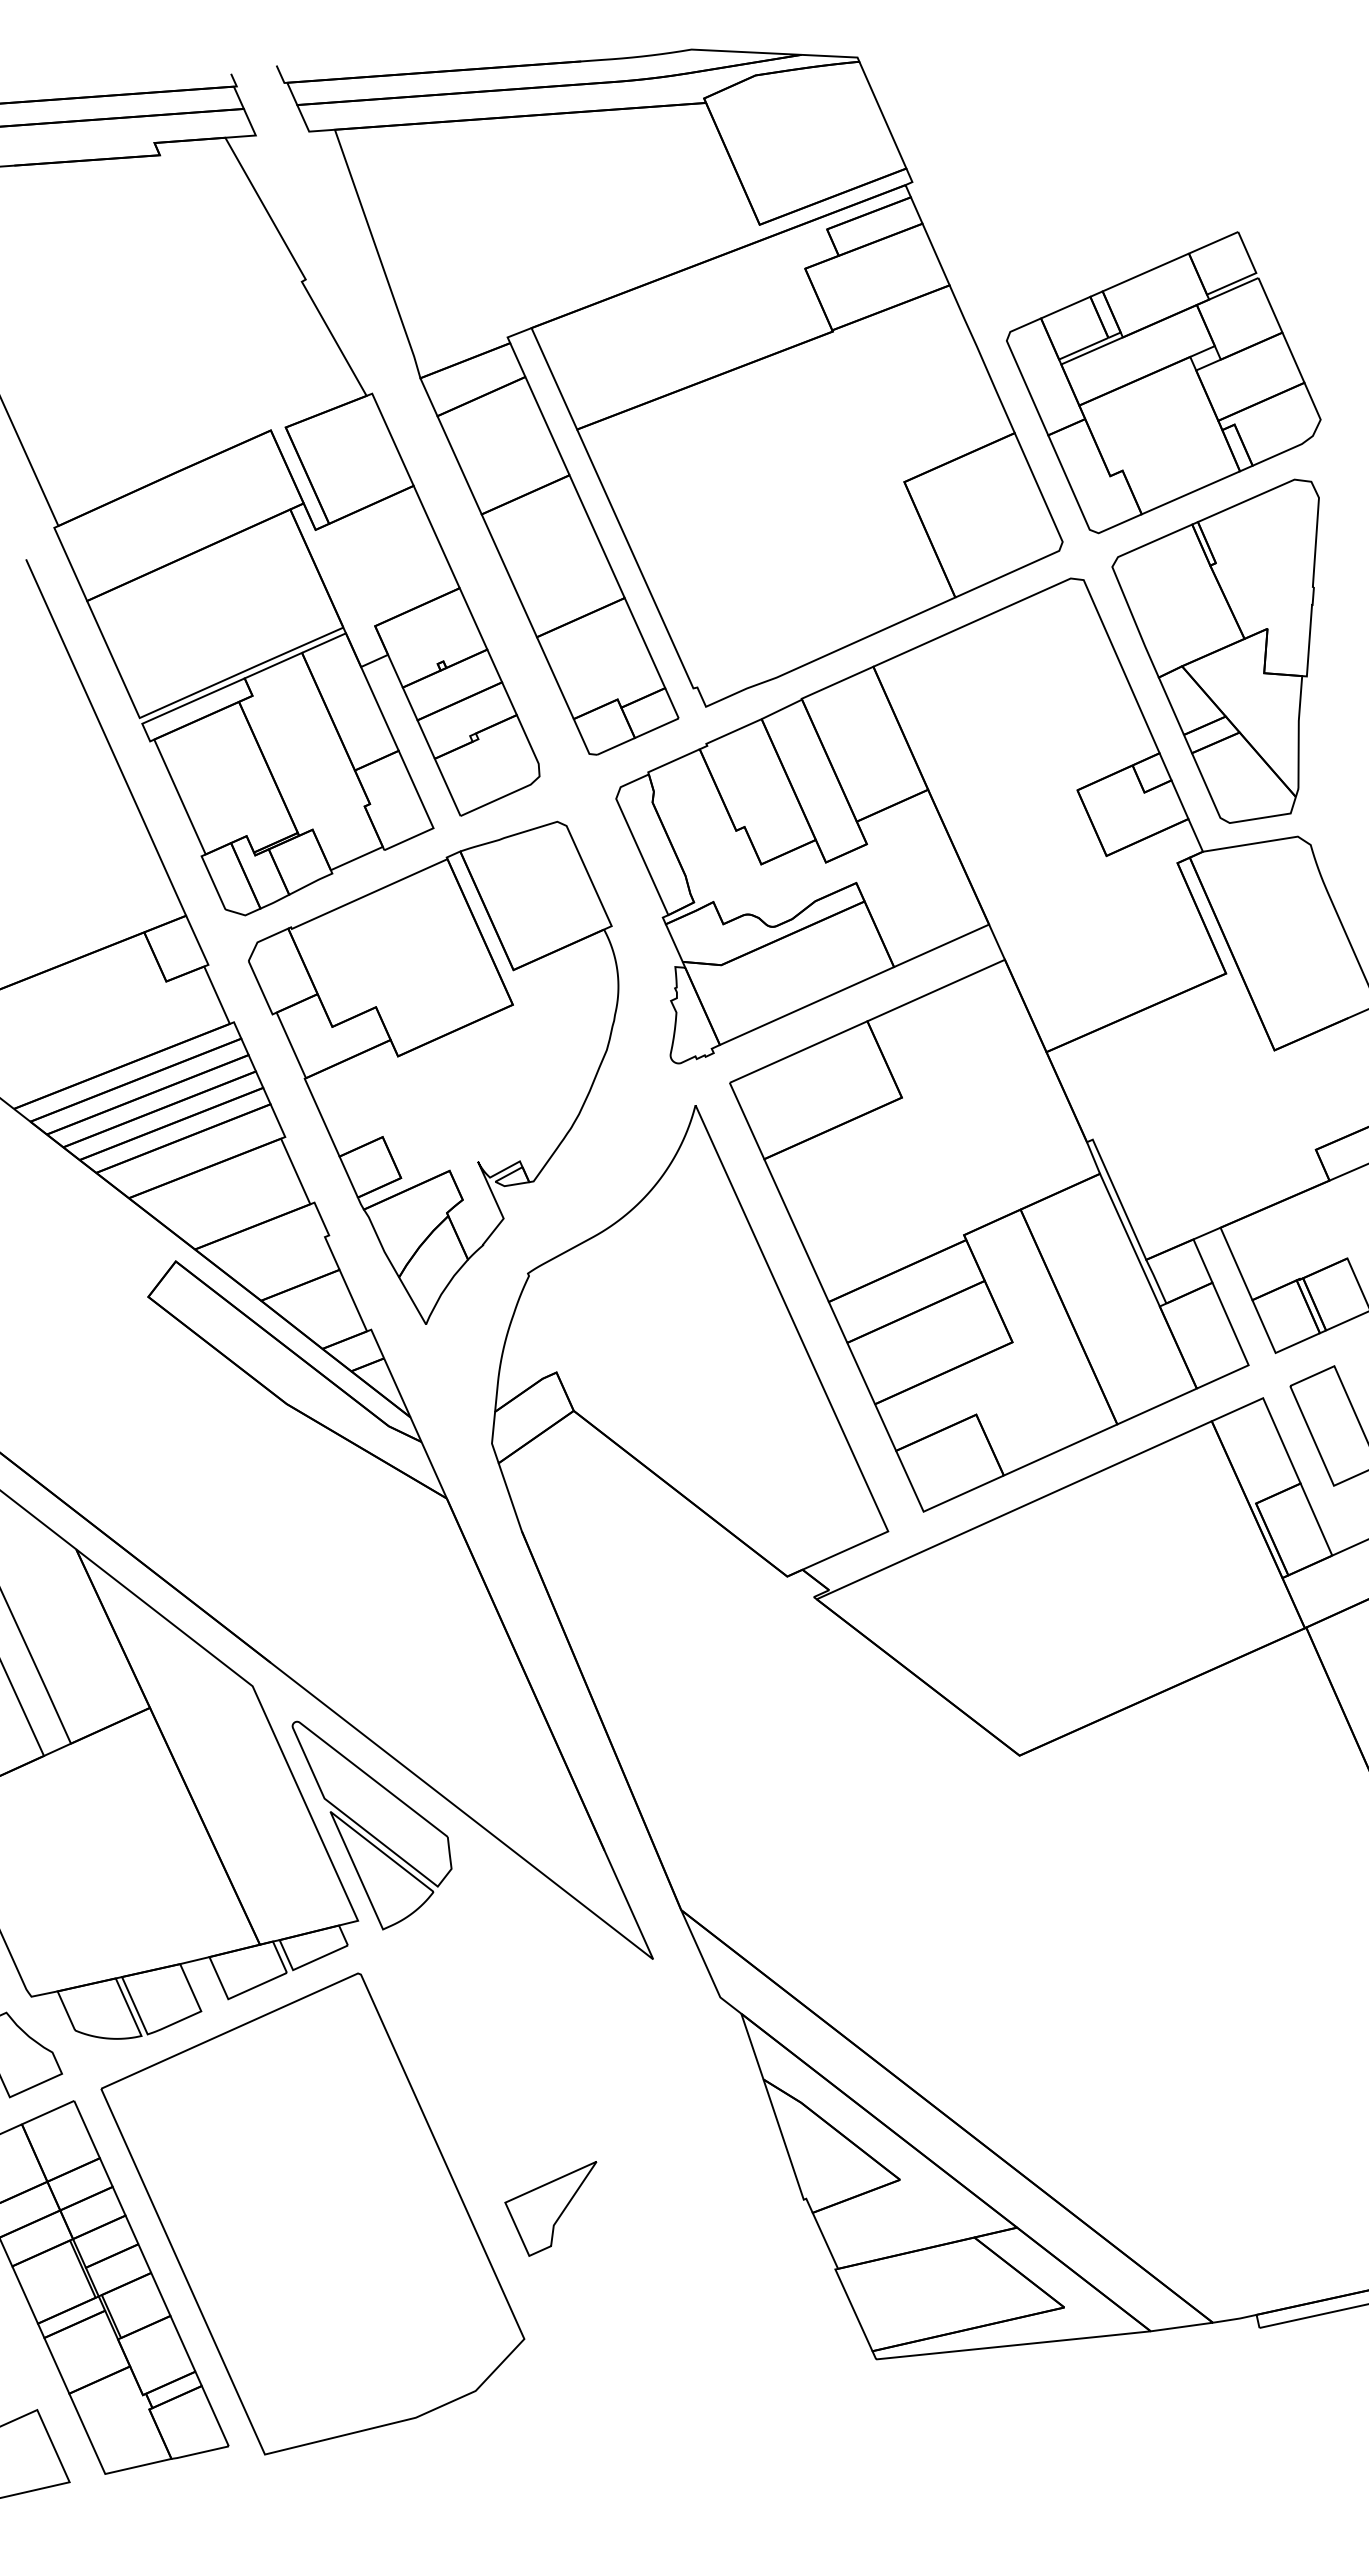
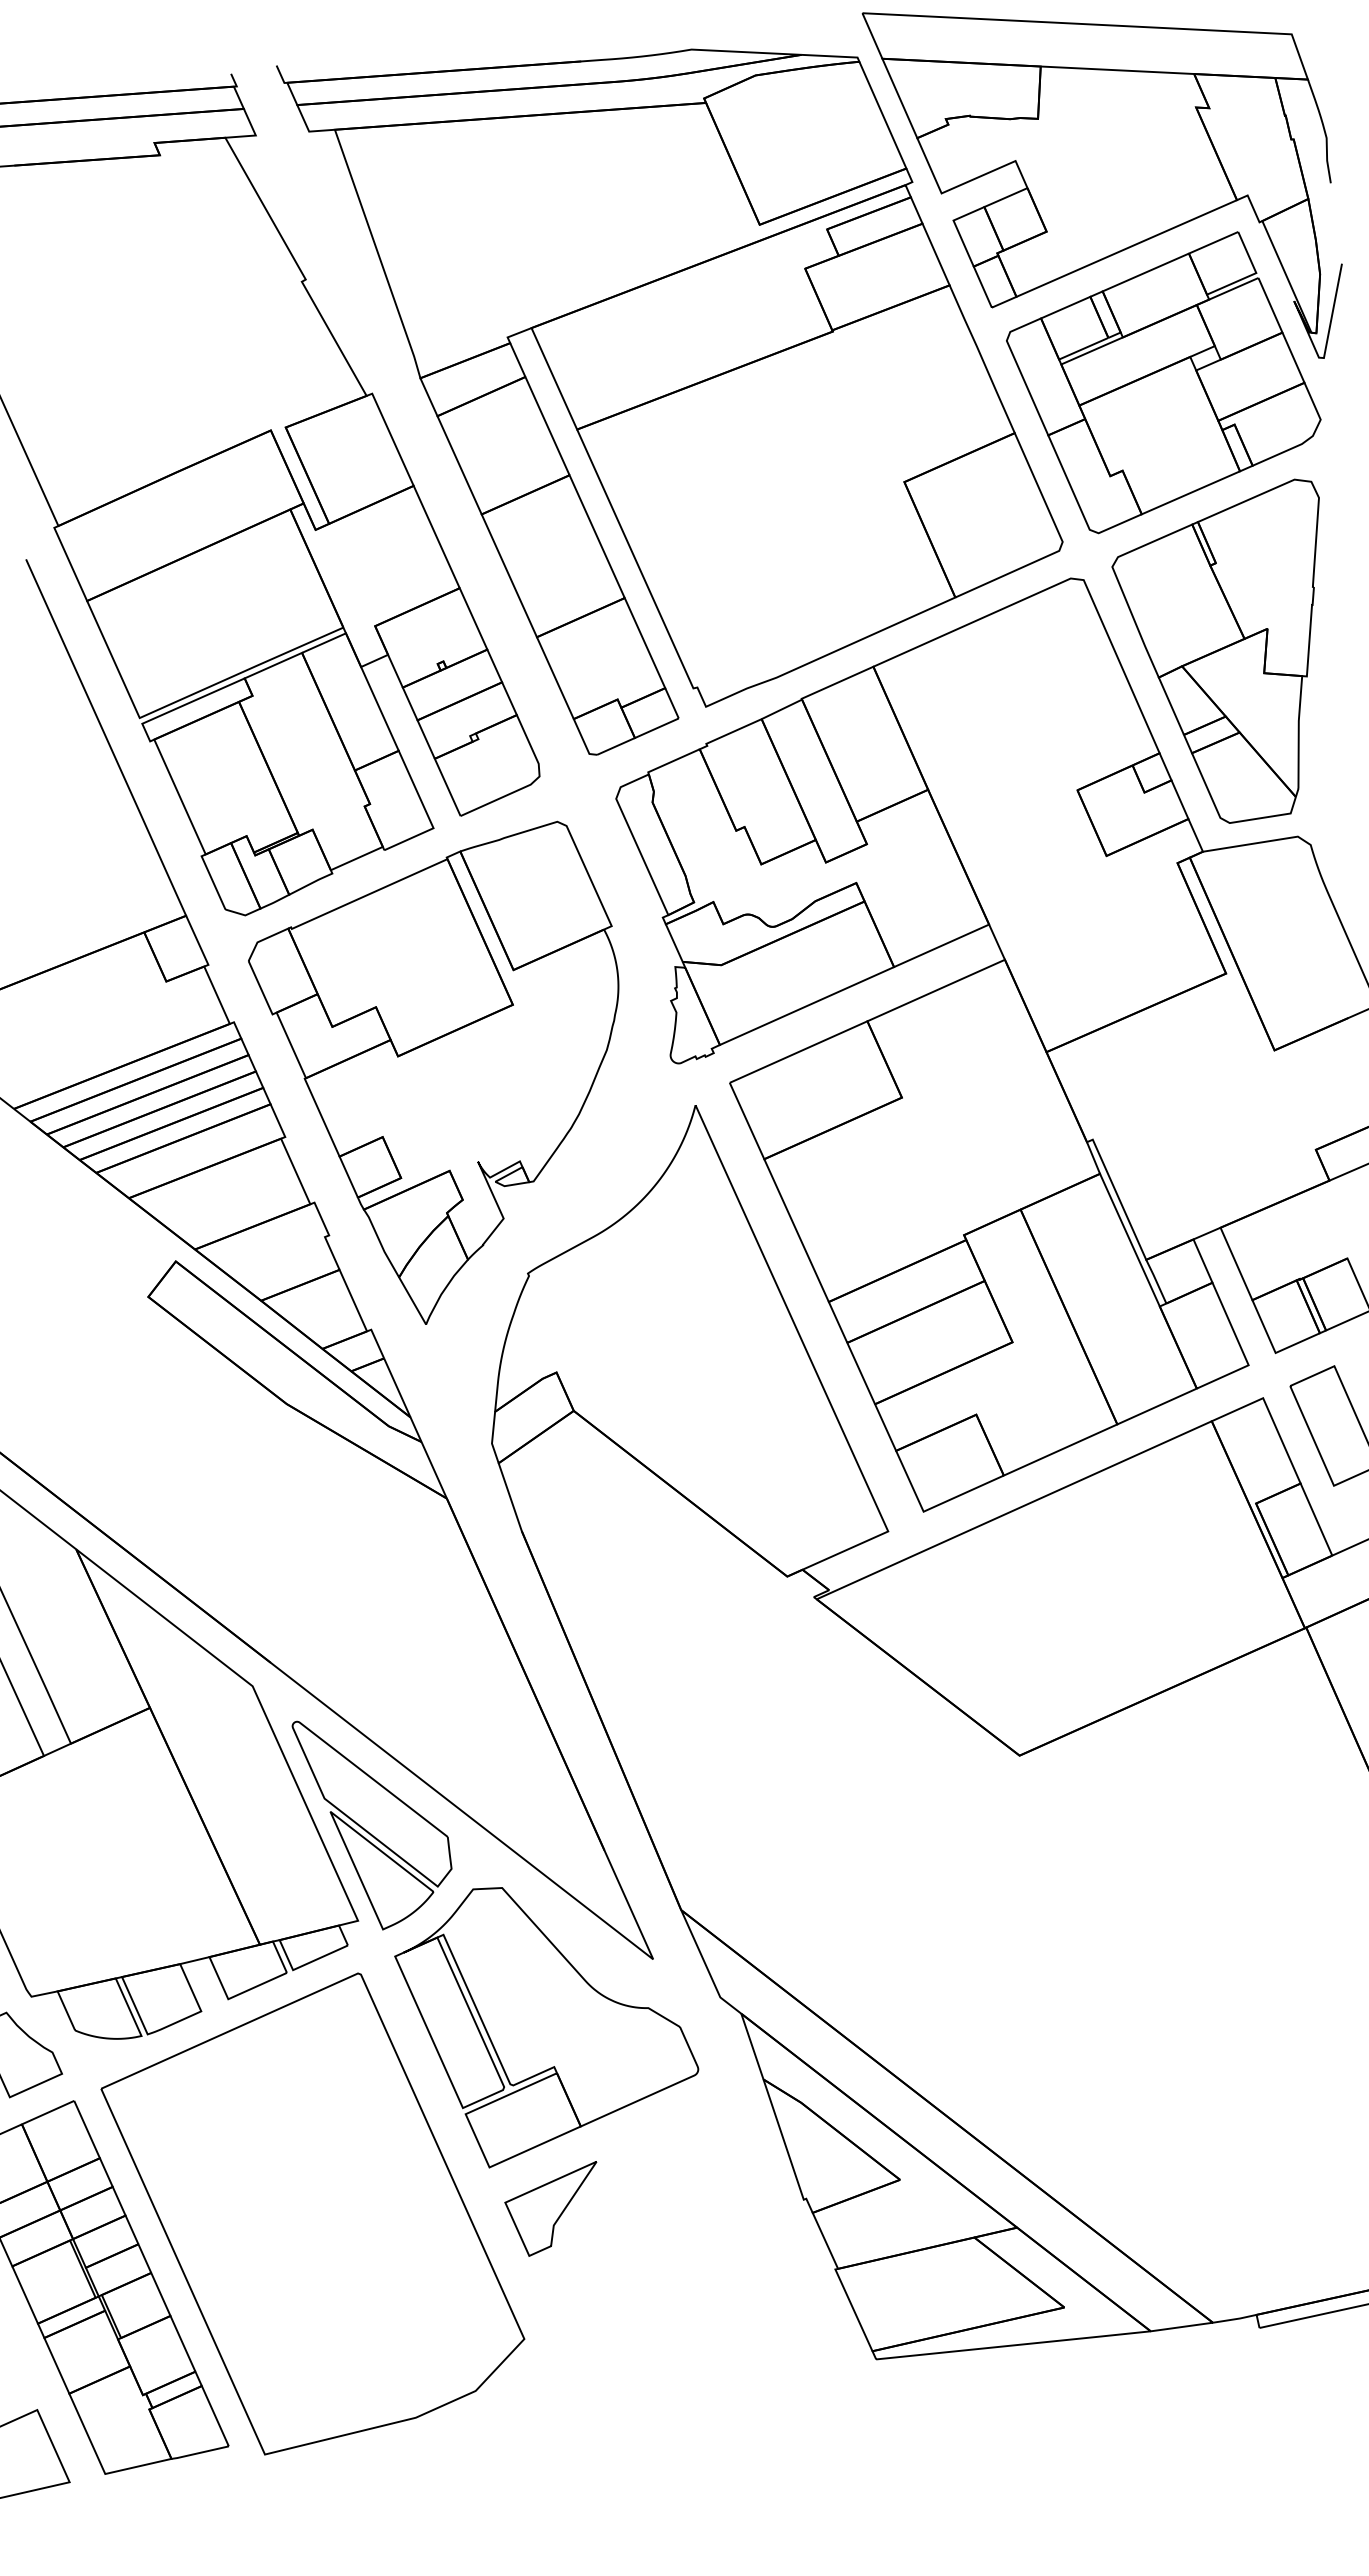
part: none -> present (1101, 185)
part: none -> present (546, 2027)
